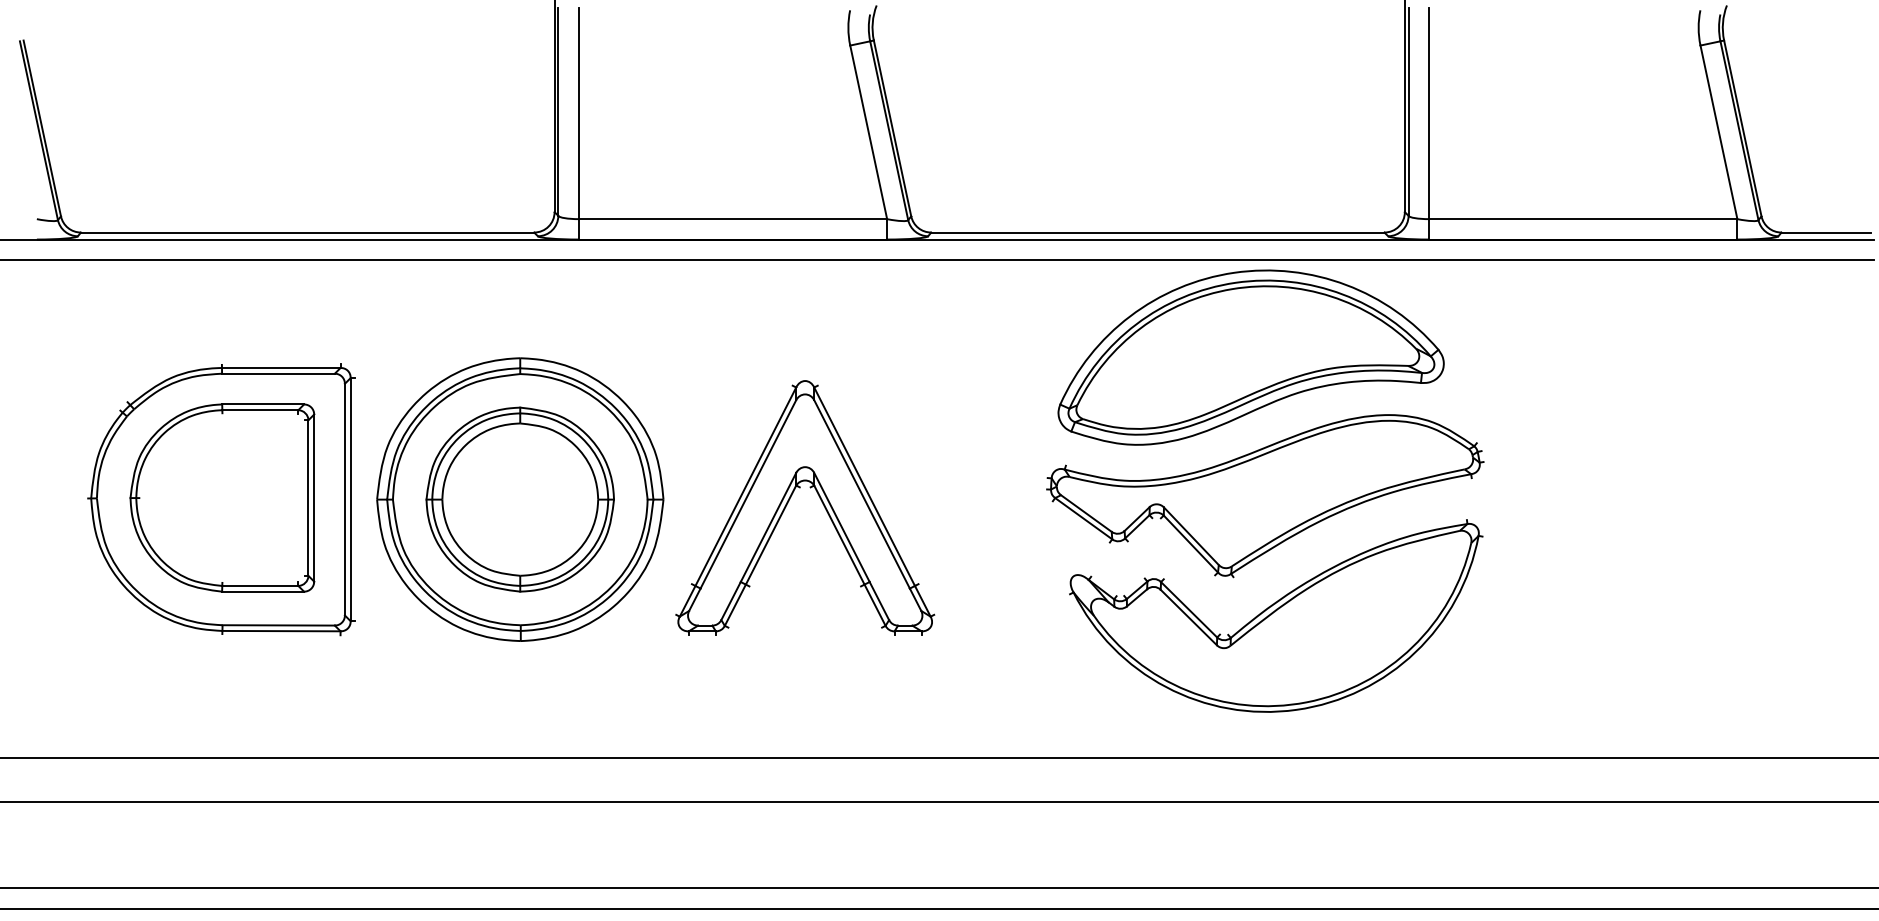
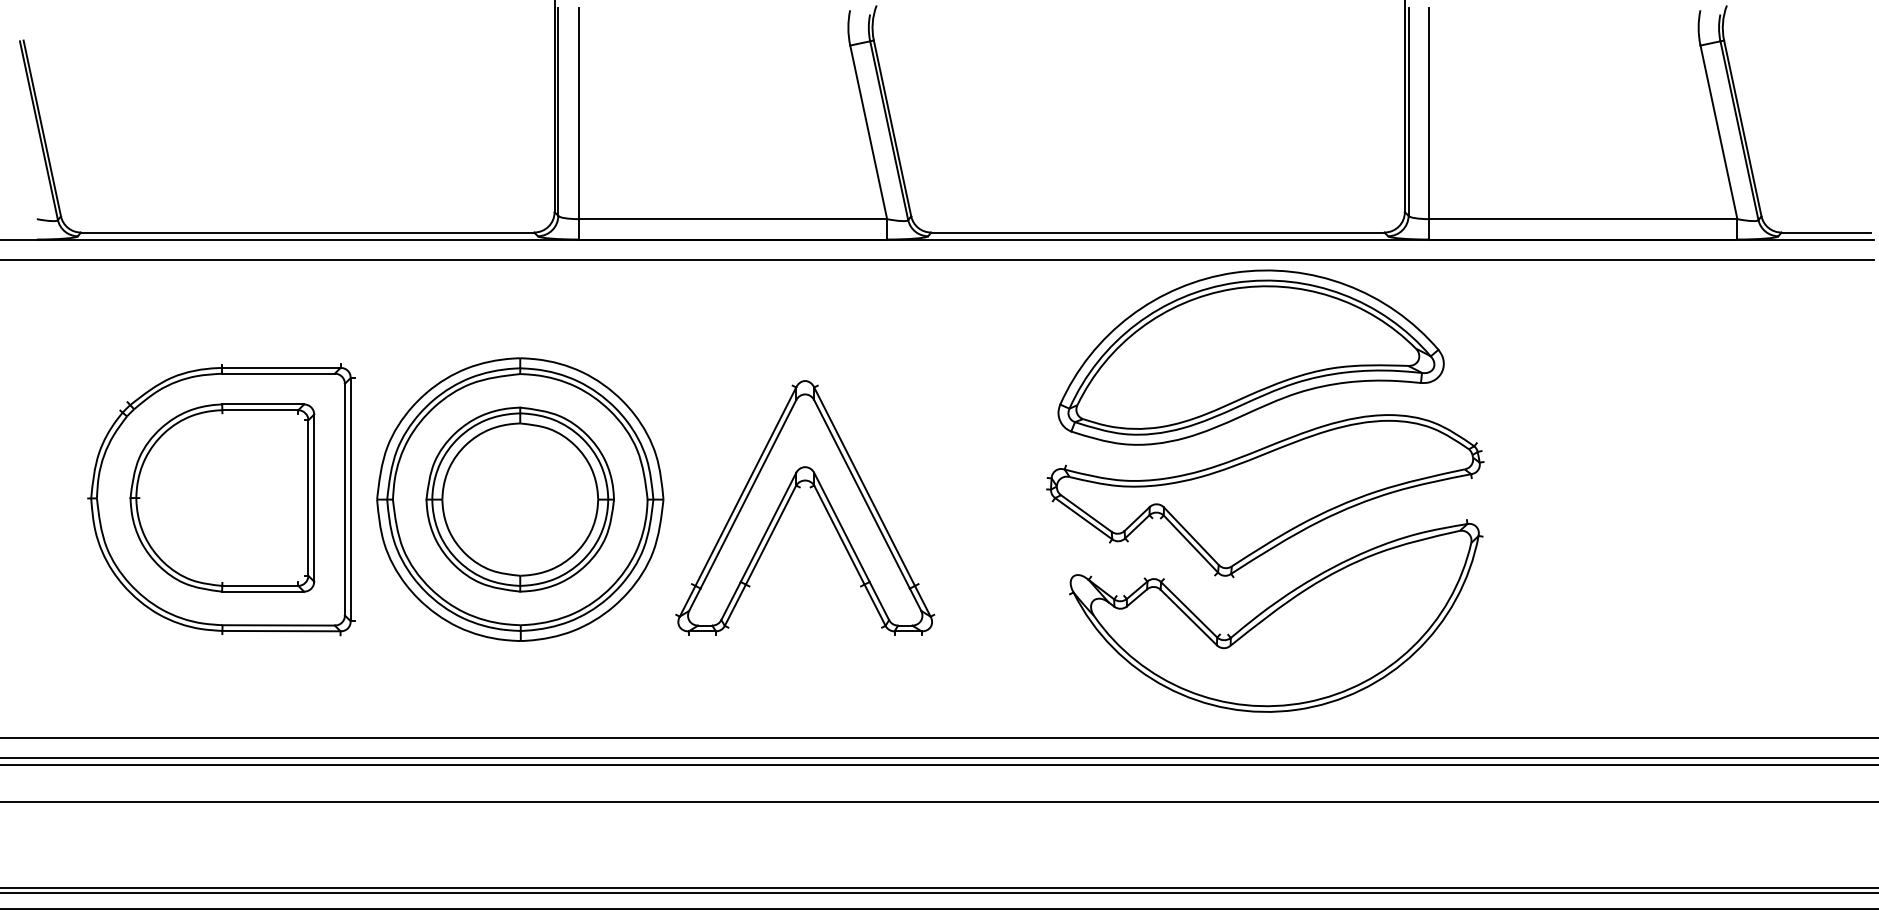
line: none -> present (938, 737)
line: none -> present (938, 765)
line: none -> present (938, 893)
